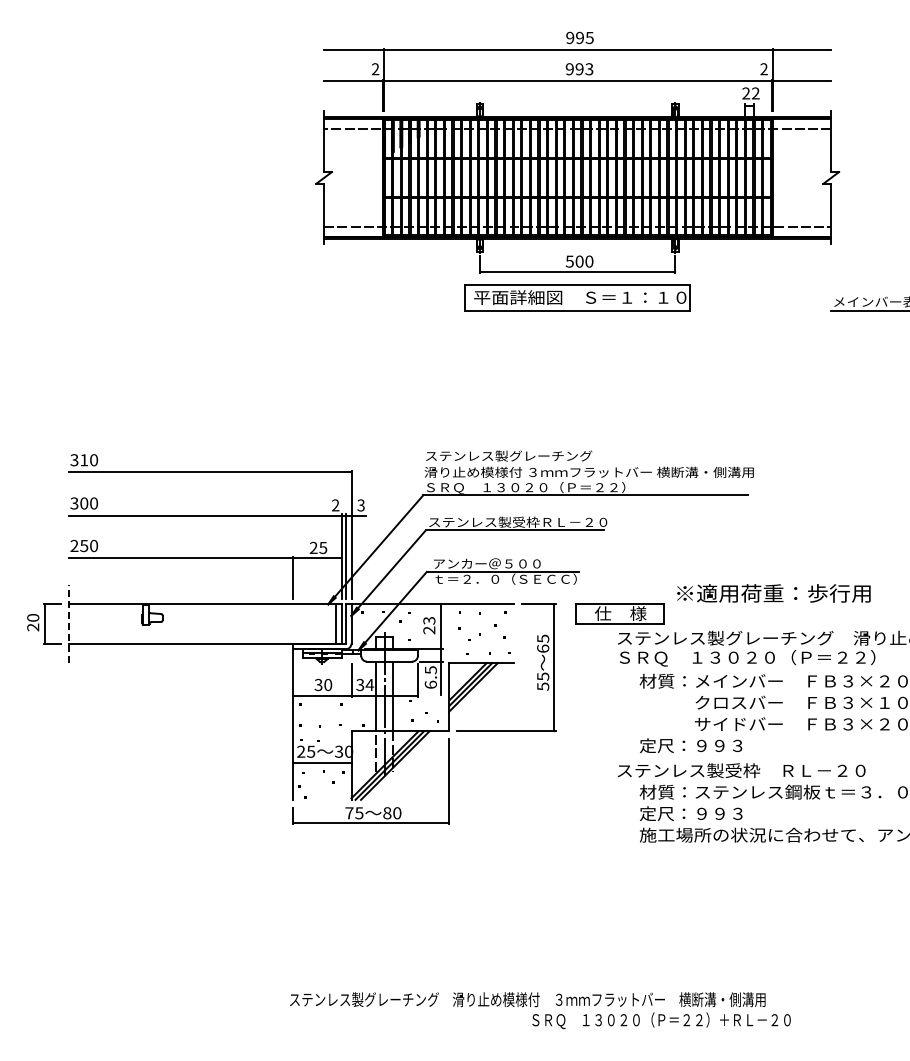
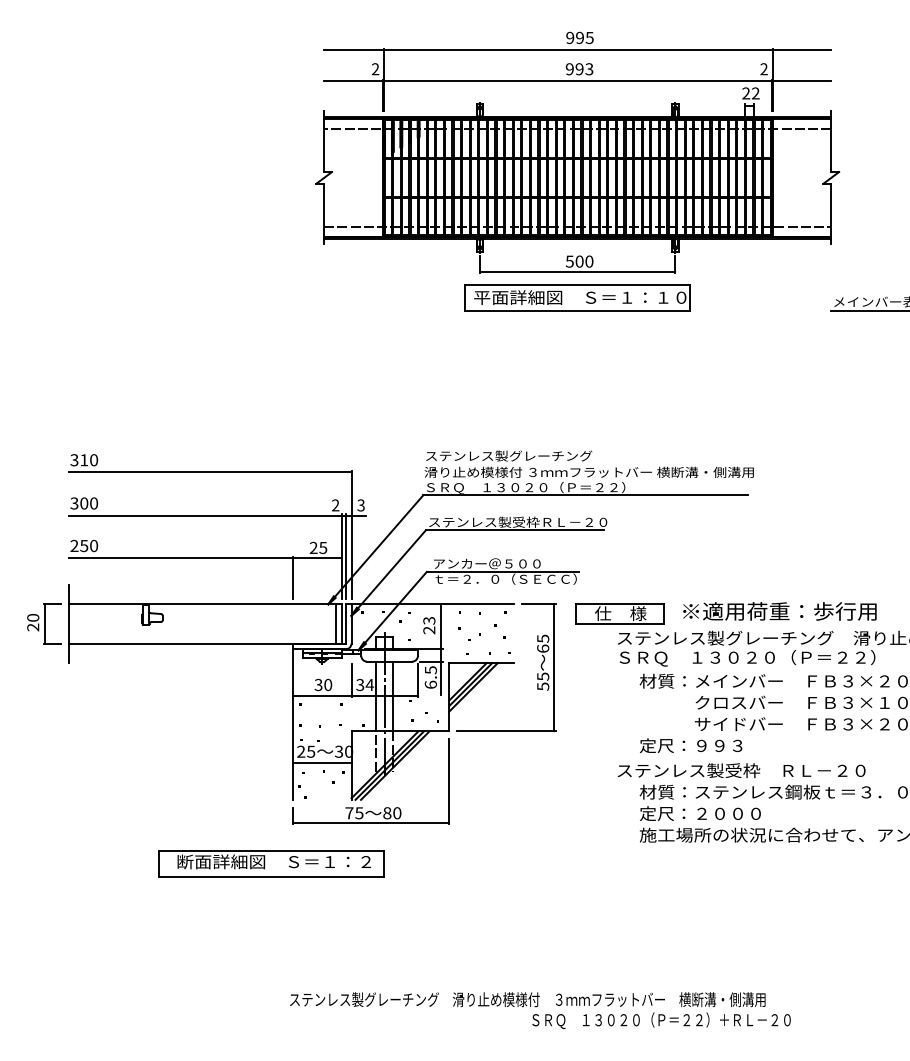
text position: (773, 593) -> (779, 611) (779, 611)
line: dashed -> solid (68, 623)
text: 定尺：９９３ -> 定尺：２０００ (728, 813)
part: none -> present (271, 863)
